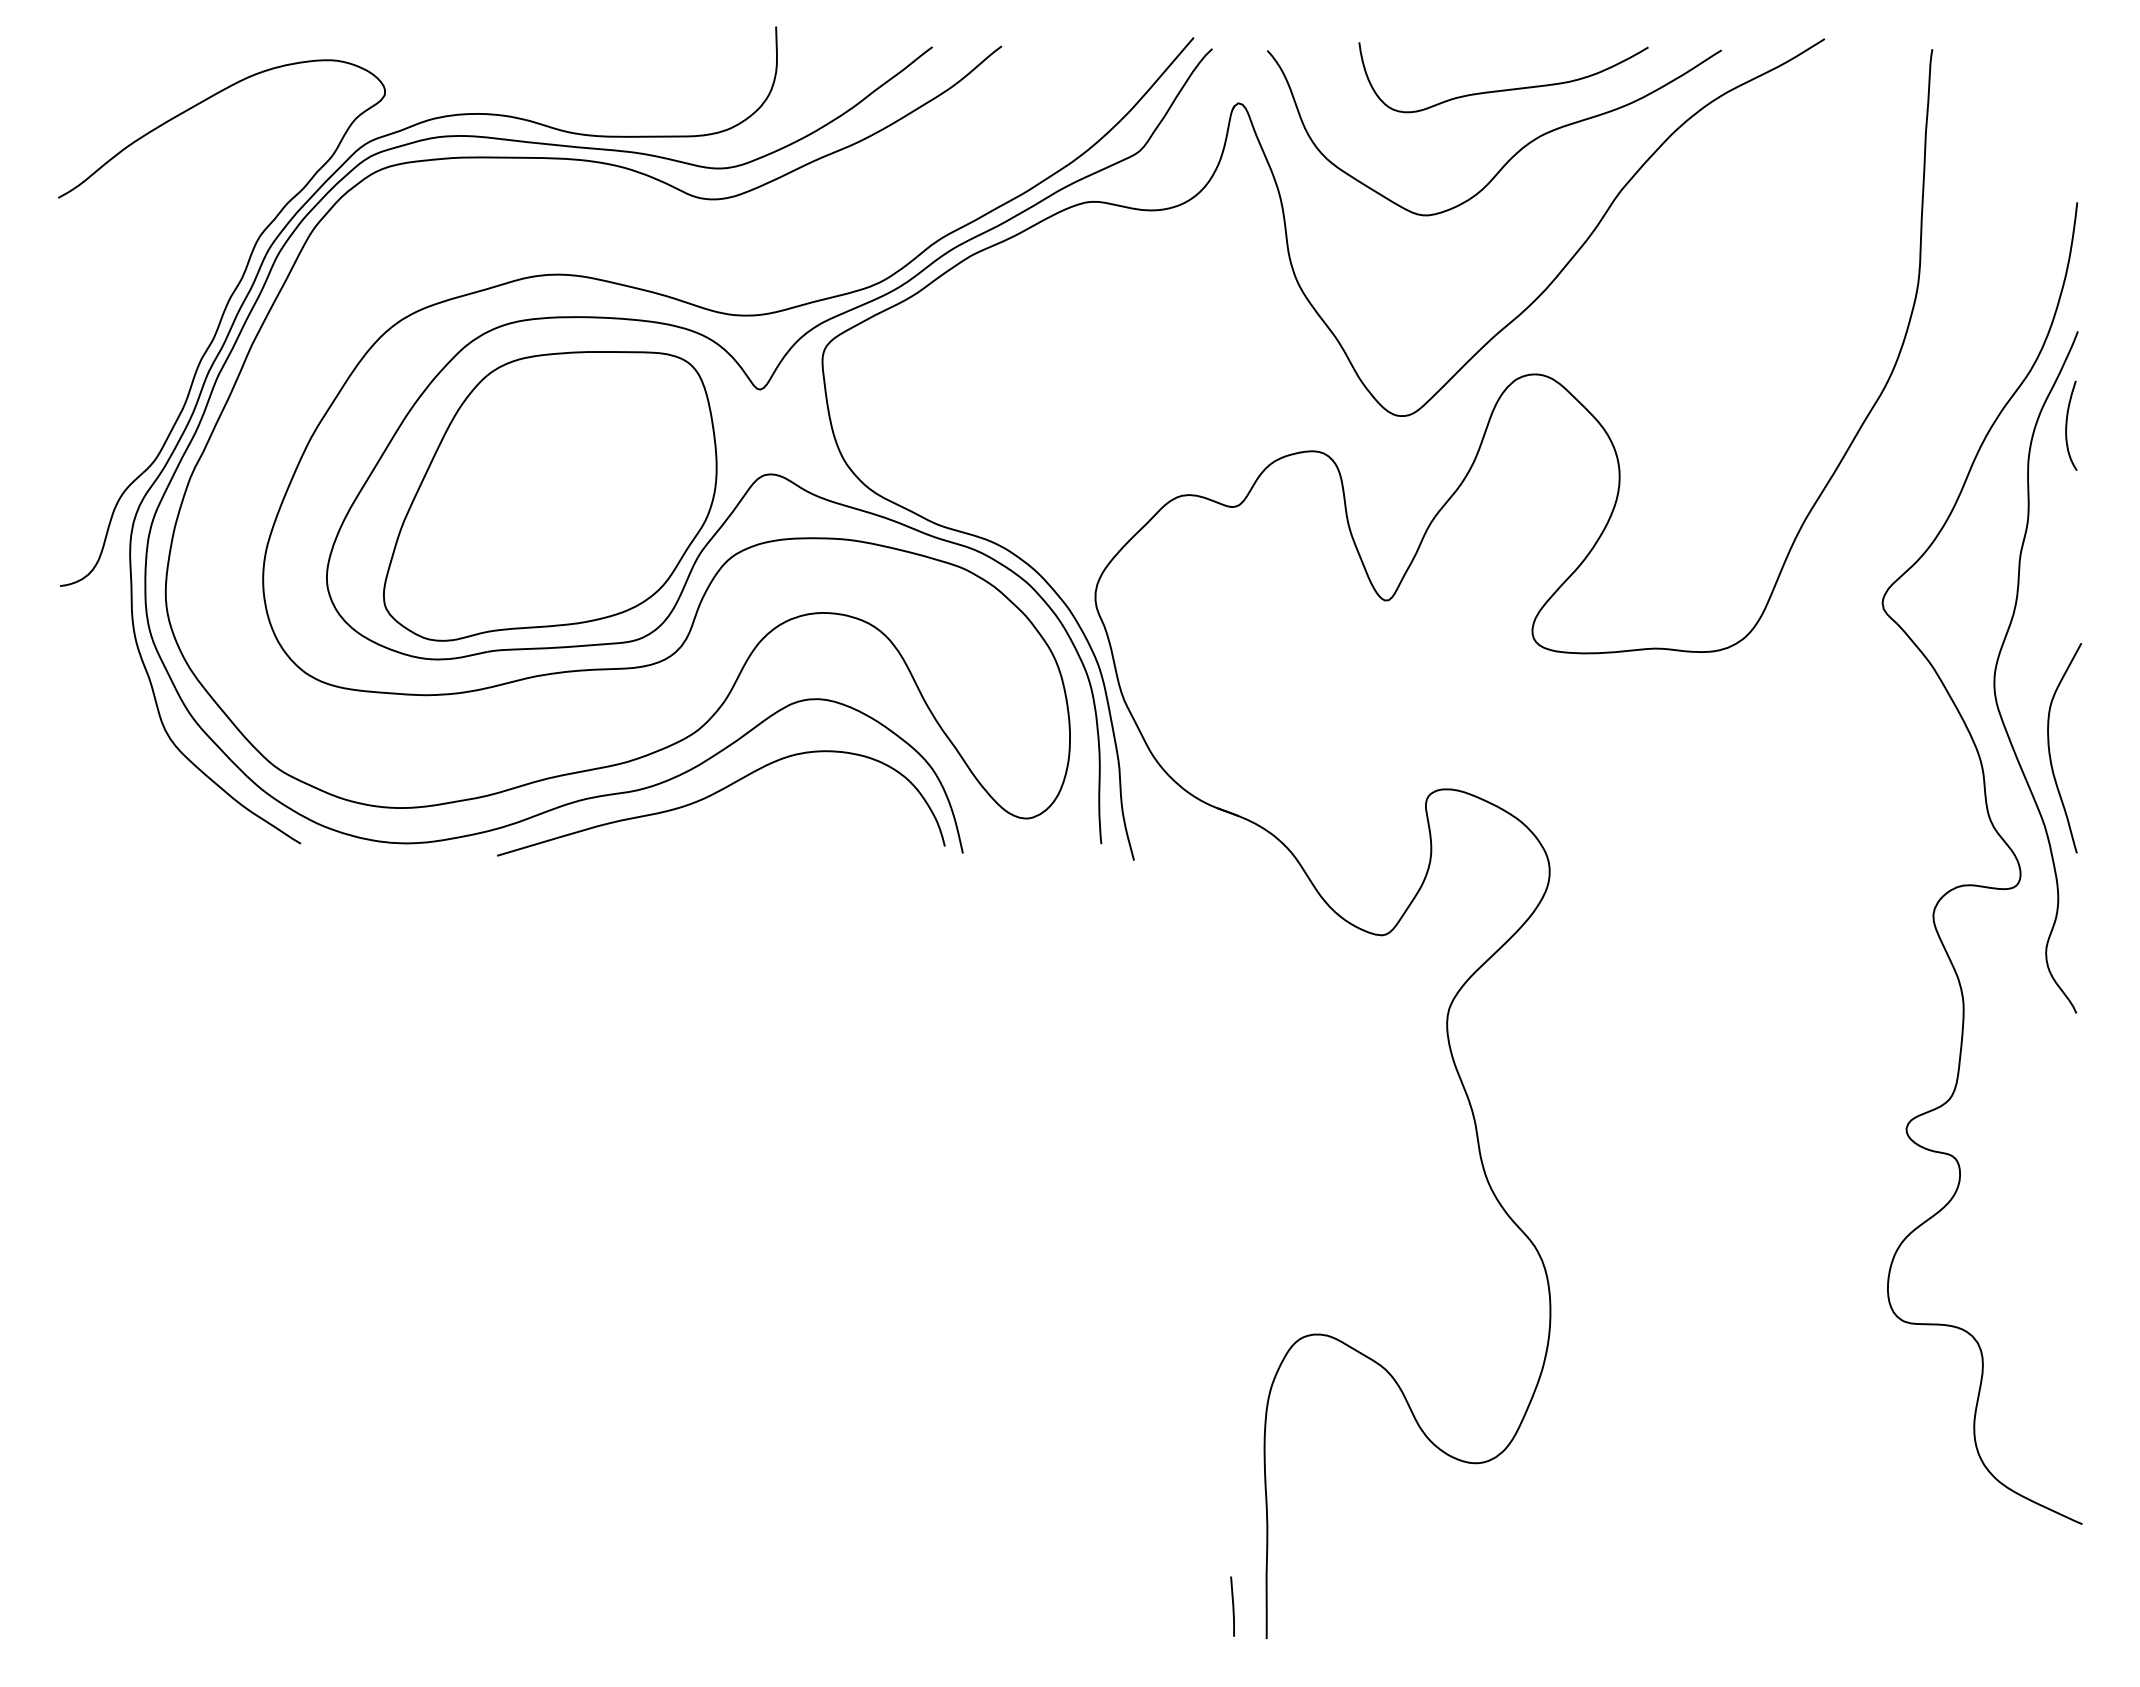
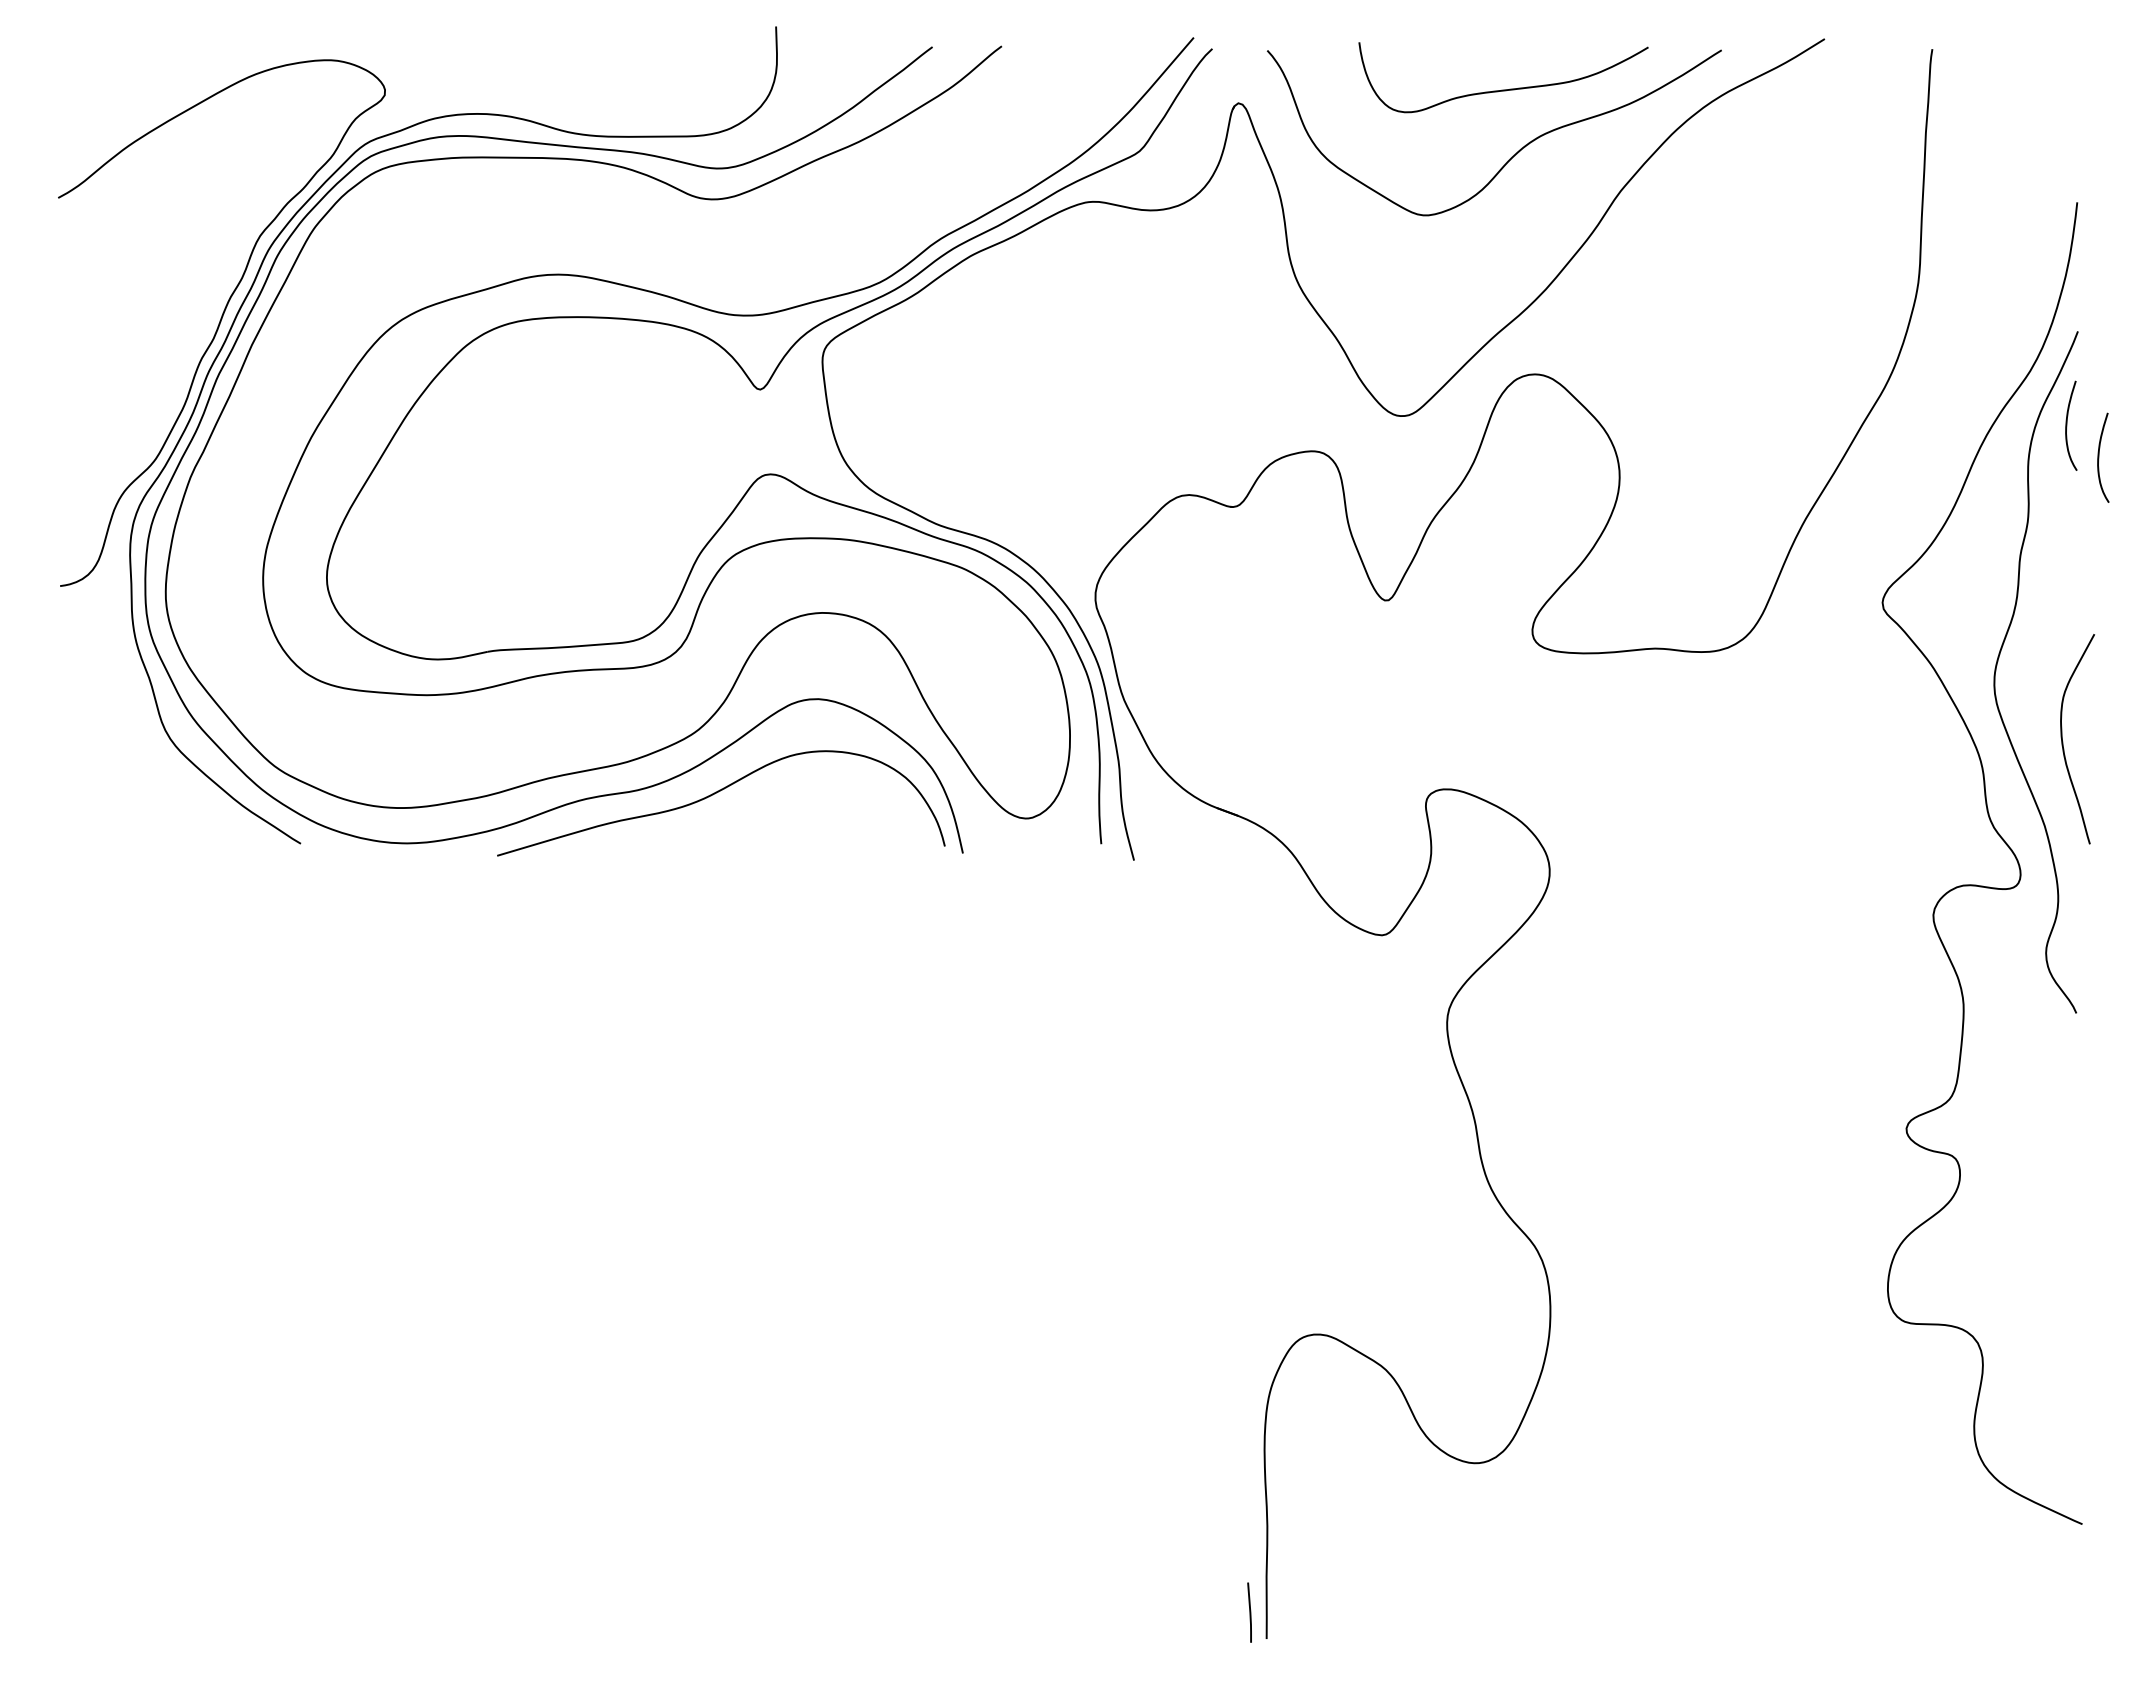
curve: none -> present (2099, 457)
part: present -> none (550, 496)
curve position: (2050, 750) -> (2063, 741) (2063, 741)
line position: (1232, 1606) -> (1249, 1612) (1249, 1612)
